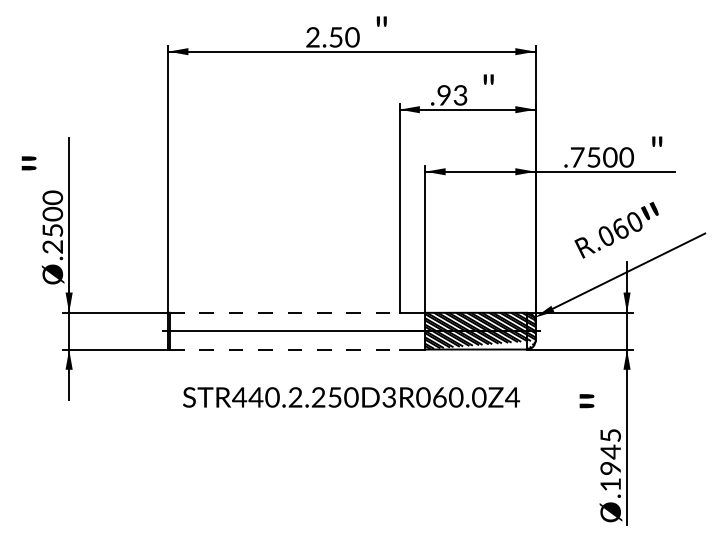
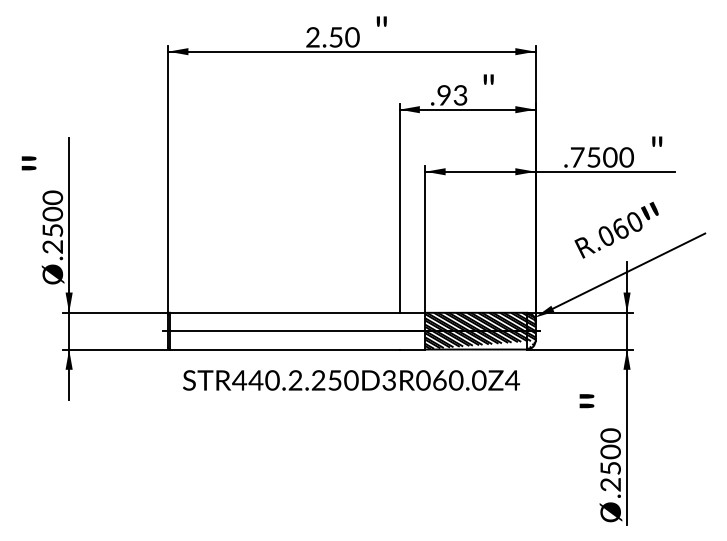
line: dashed -> solid (284, 312)
line: dashed -> solid (284, 349)
text position: (351, 397) -> (351, 380) (351, 380)
text: .1945 -> .2500 (610, 459)
